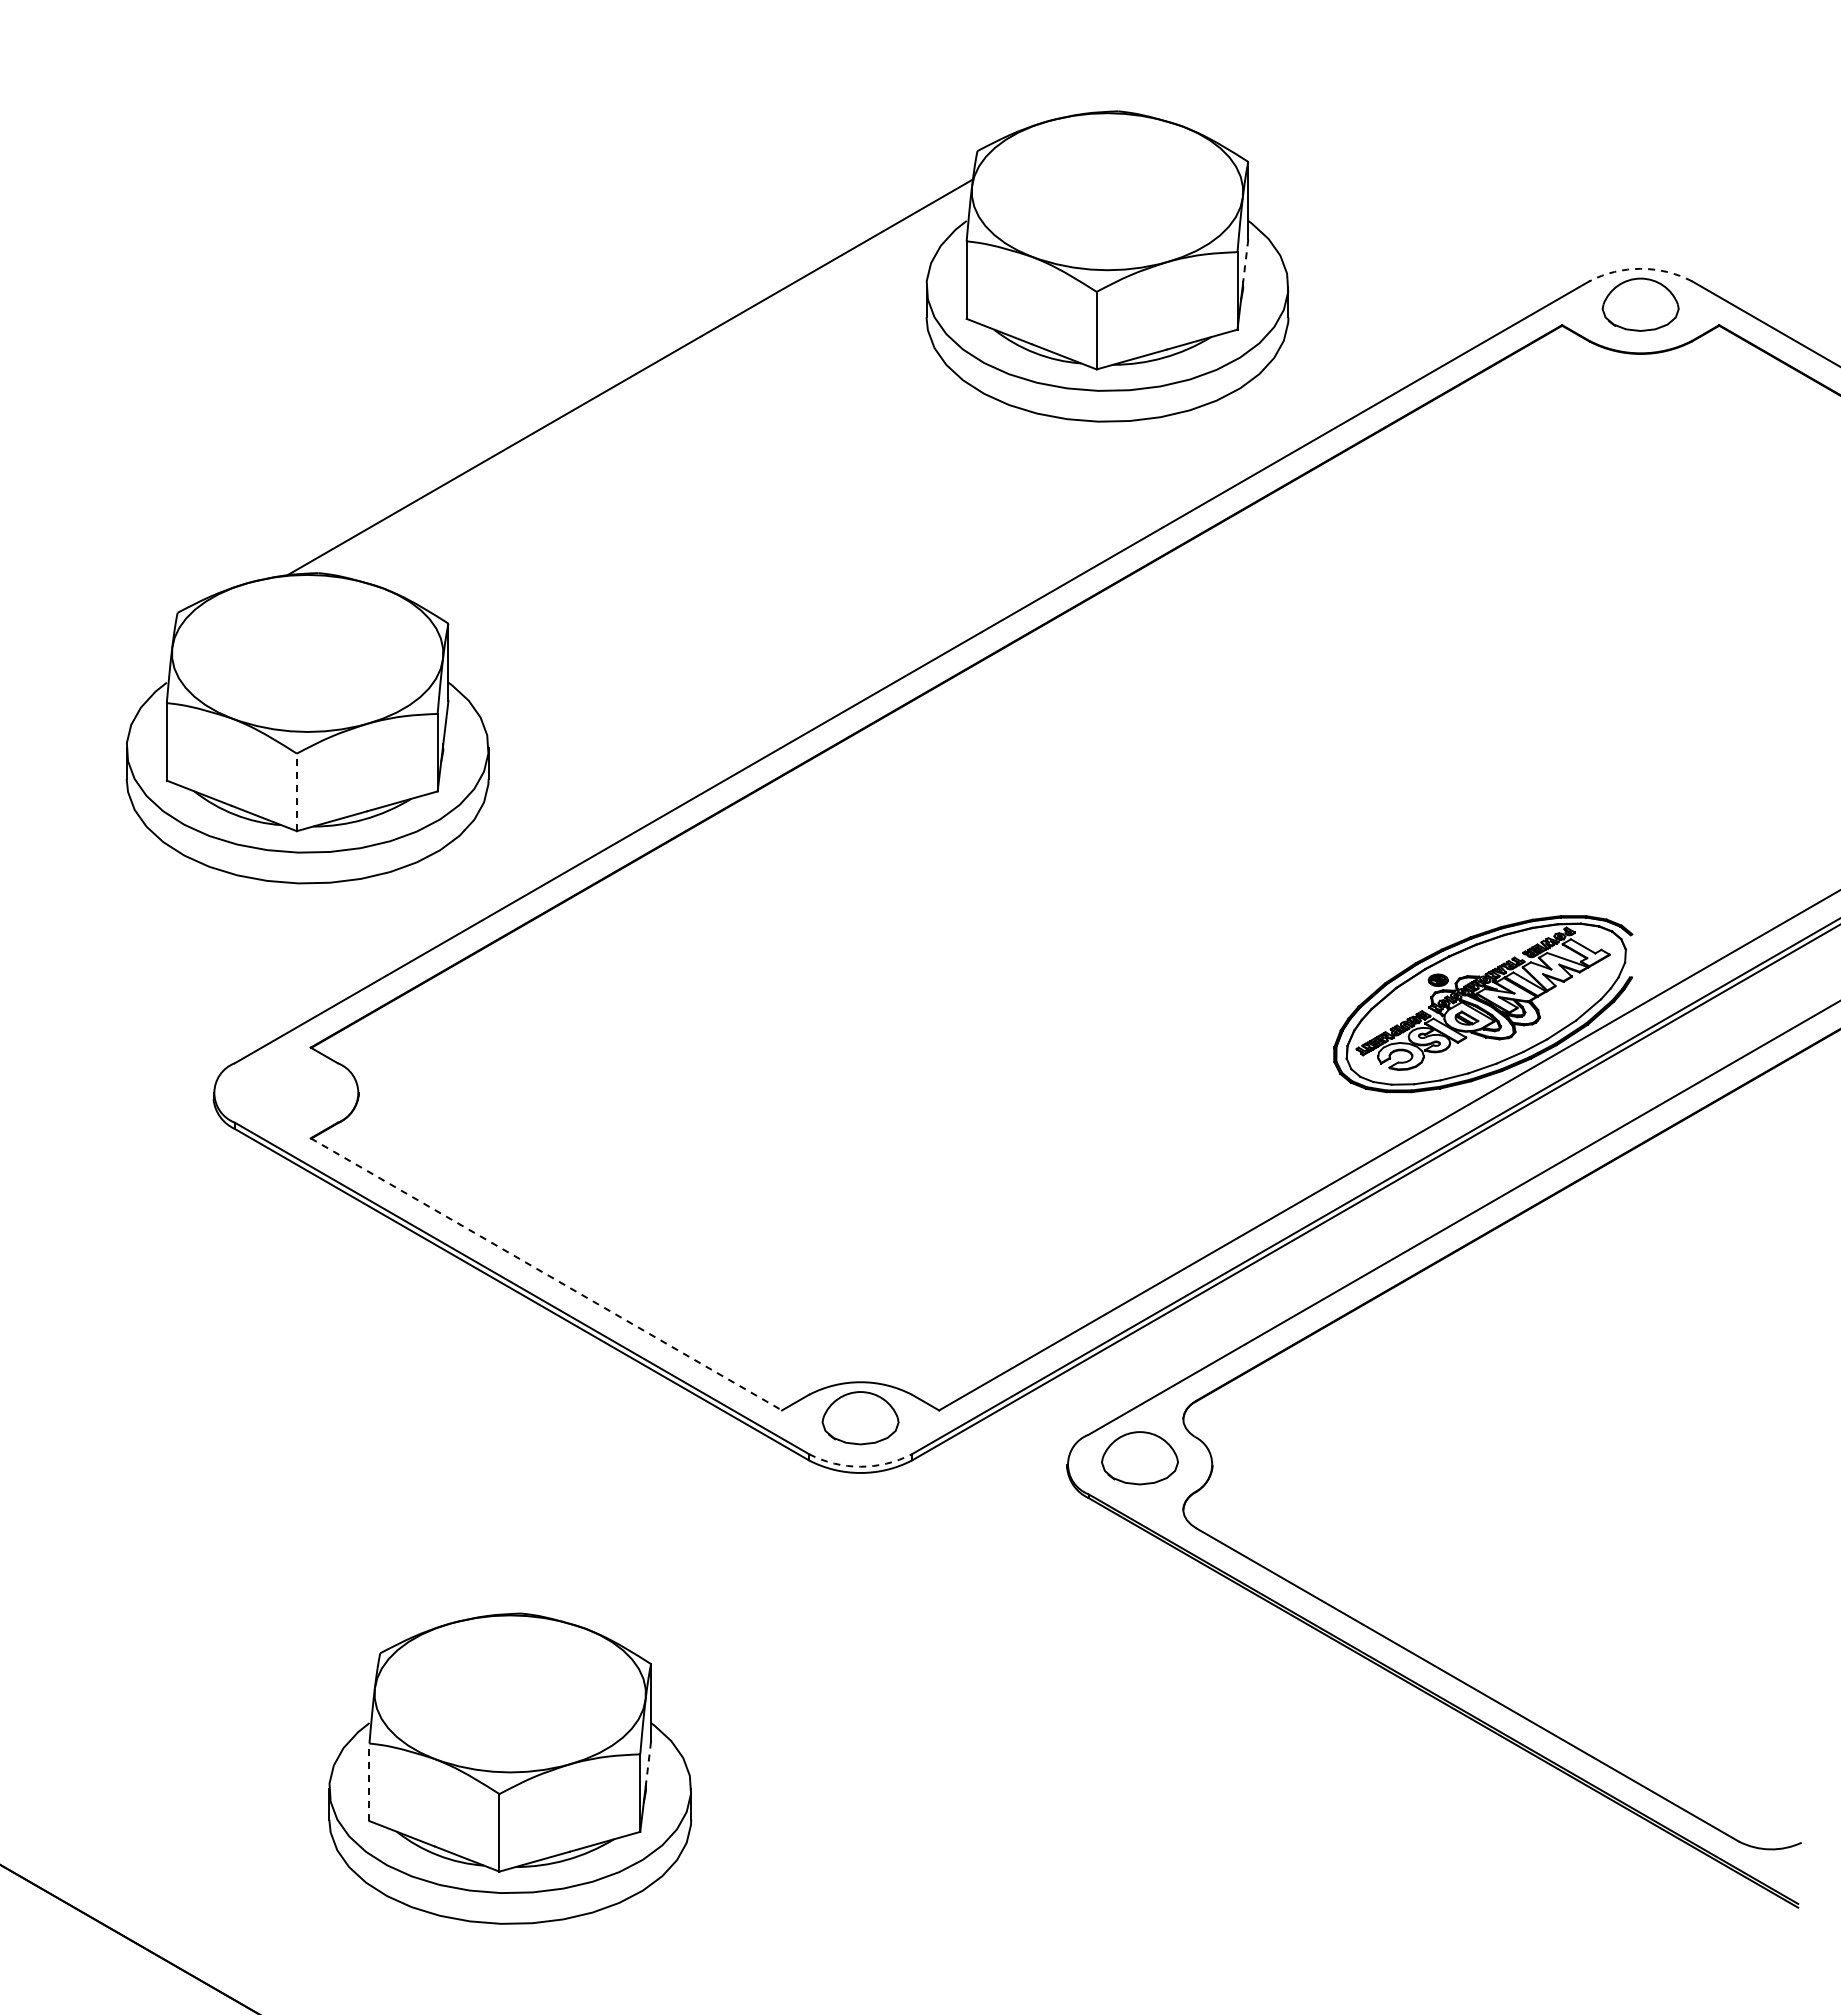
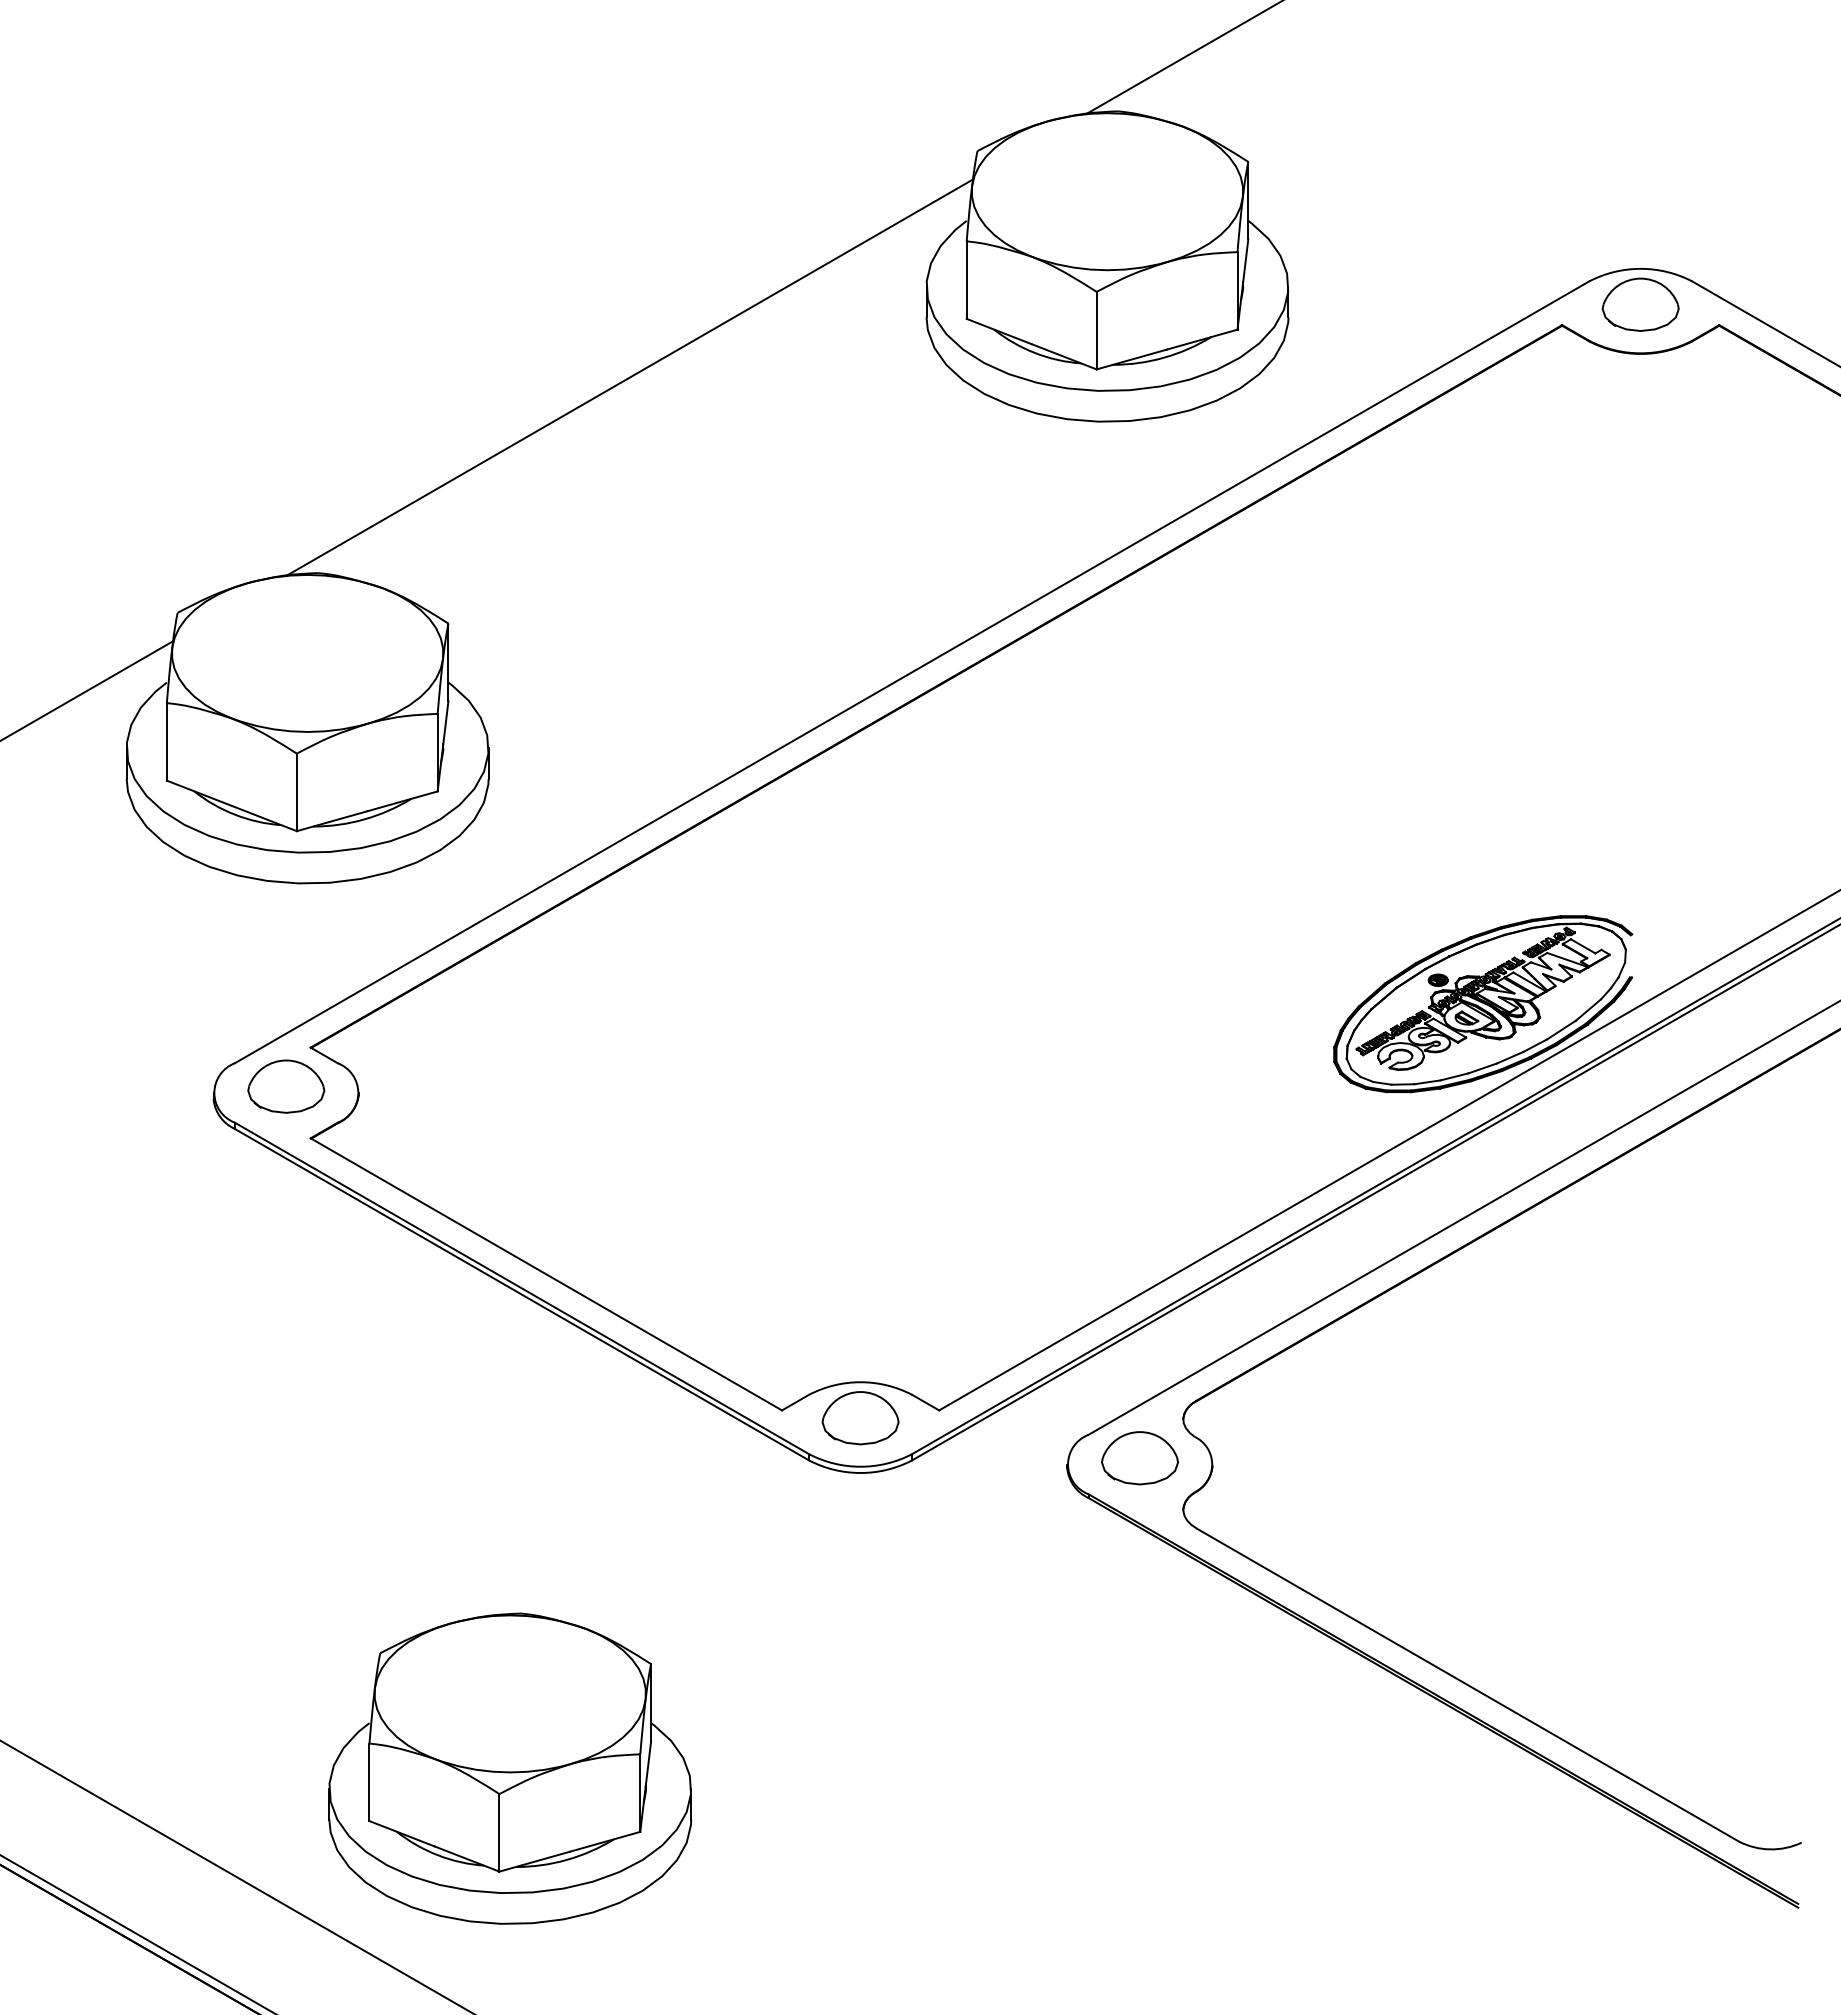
line: none -> present (1183, 57)
line: dashed -> solid (1245, 261)
arc: dashed -> solid (1640, 268)
line: none -> present (87, 690)
line: dashed -> solid (296, 792)
part: none -> present (286, 1086)
line: dashed -> solid (546, 1274)
arc: dashed -> solid (860, 1466)
line: dashed -> solid (648, 1764)
line: dashed -> solid (369, 1782)
line: none -> present (235, 1876)
line: none -> present (136, 1933)
